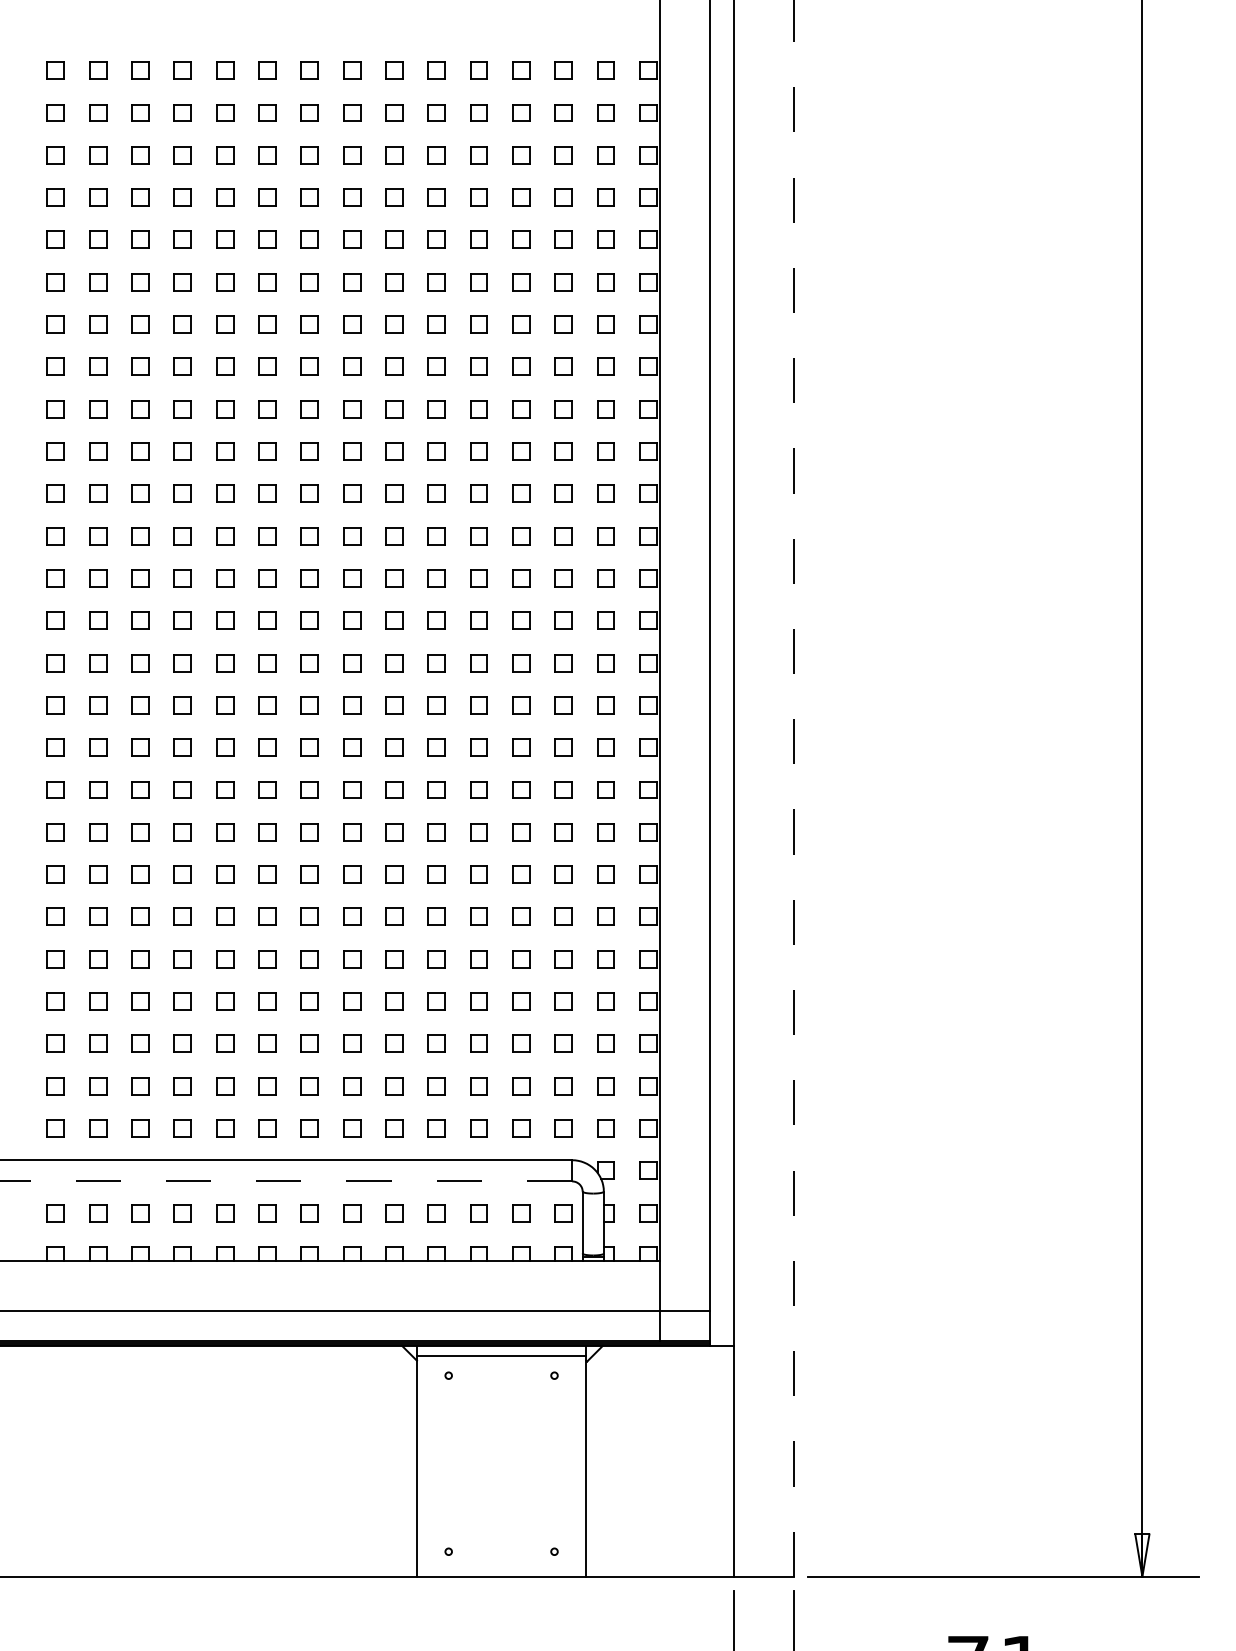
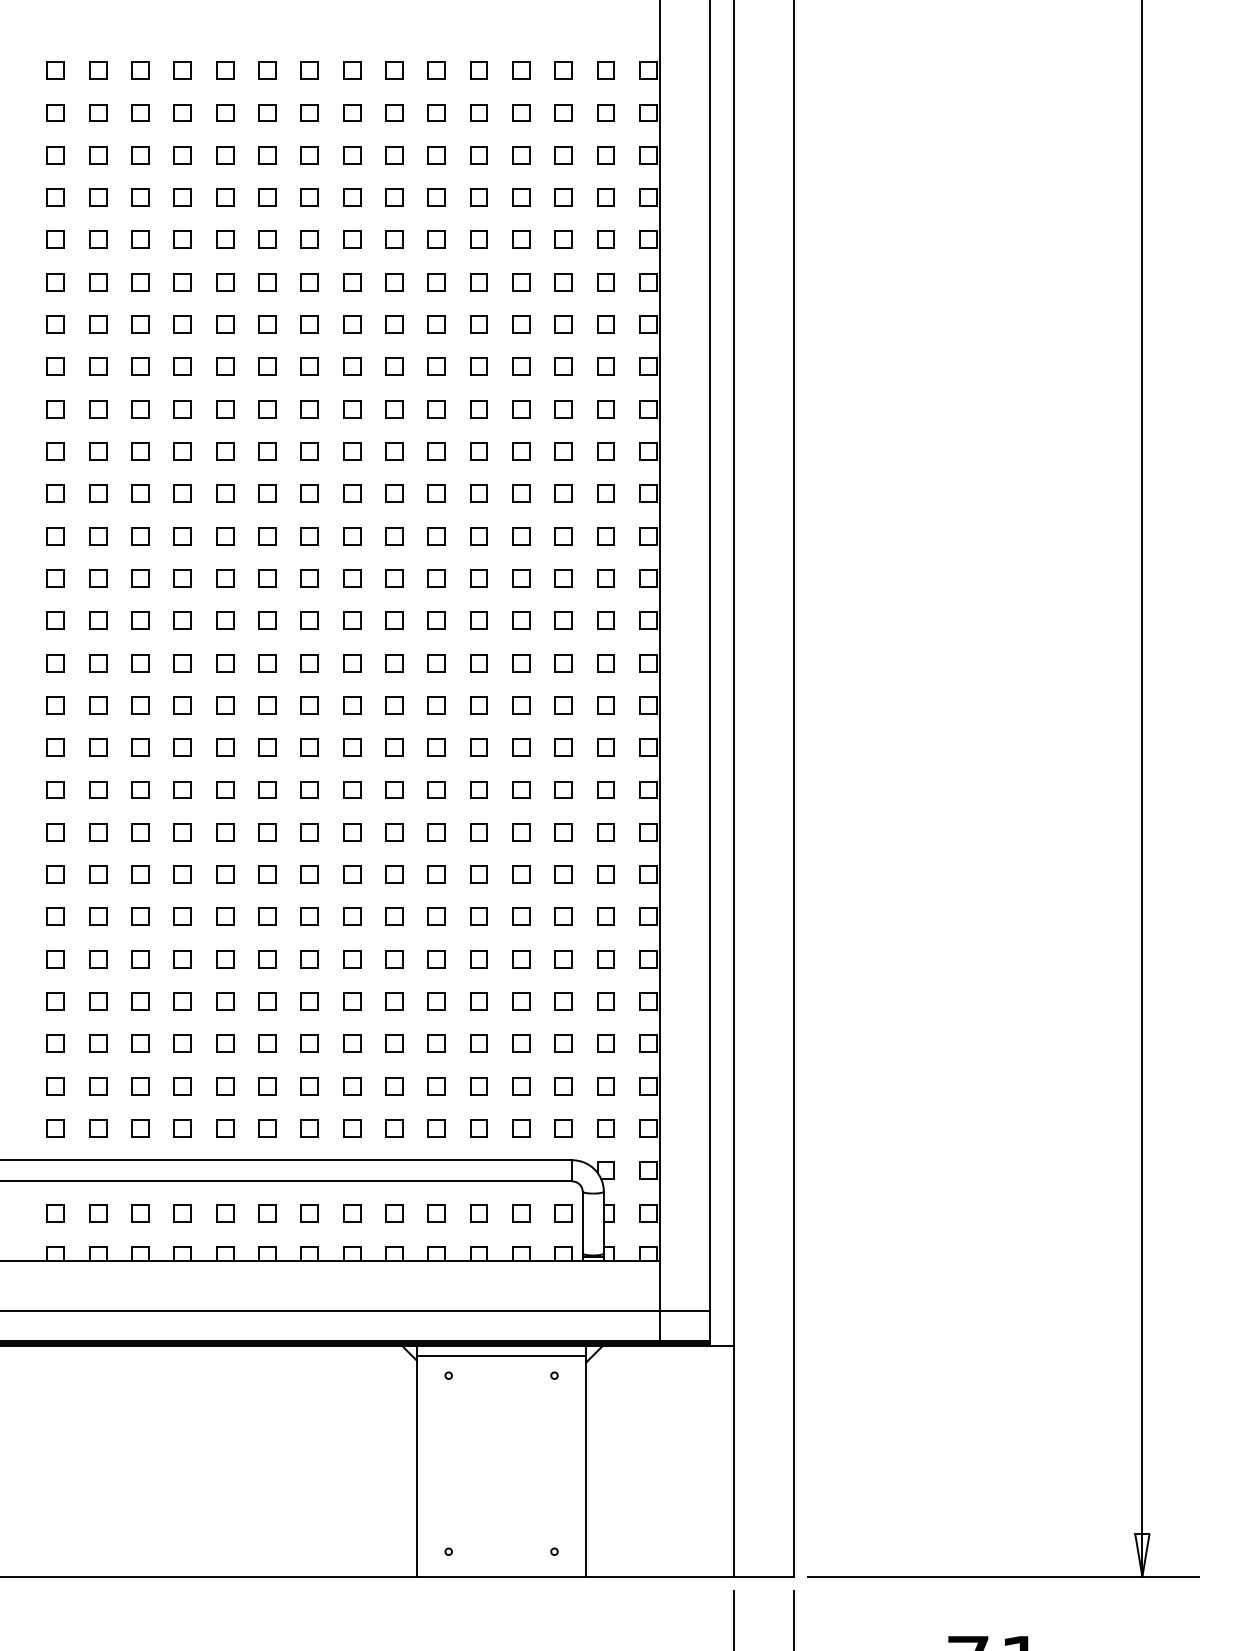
line: dashed -> solid (794, 788)
line: dashed -> solid (286, 1181)
